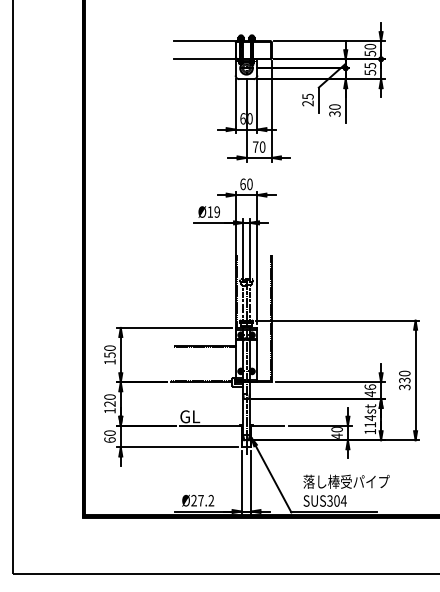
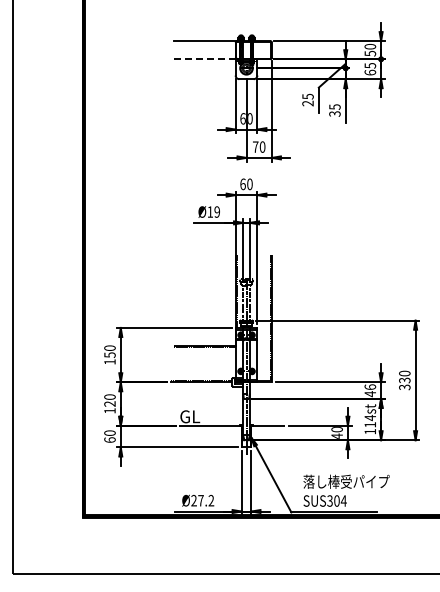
line: solid -> dashed (204, 59)
text: 55 -> 65 (370, 72)
text: 30 -> 35 (334, 106)
